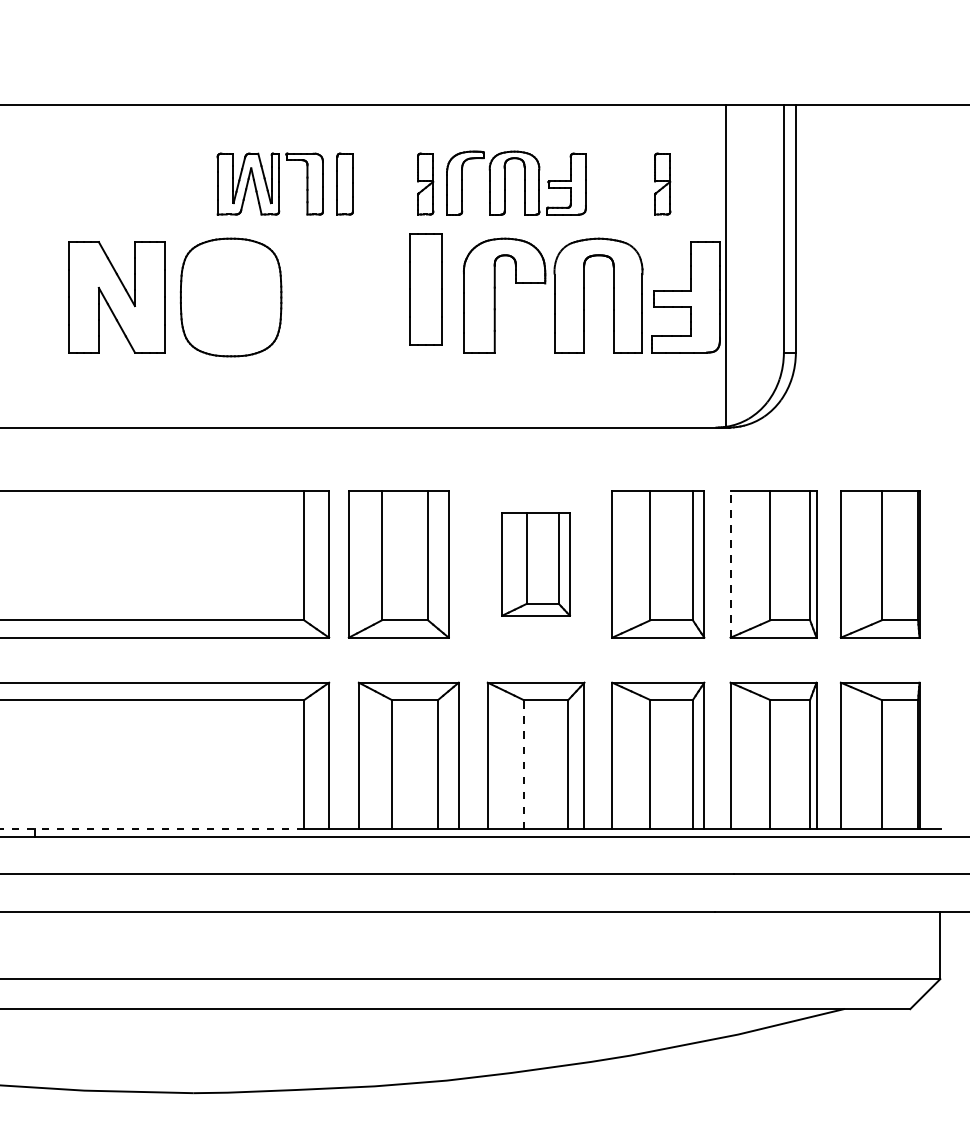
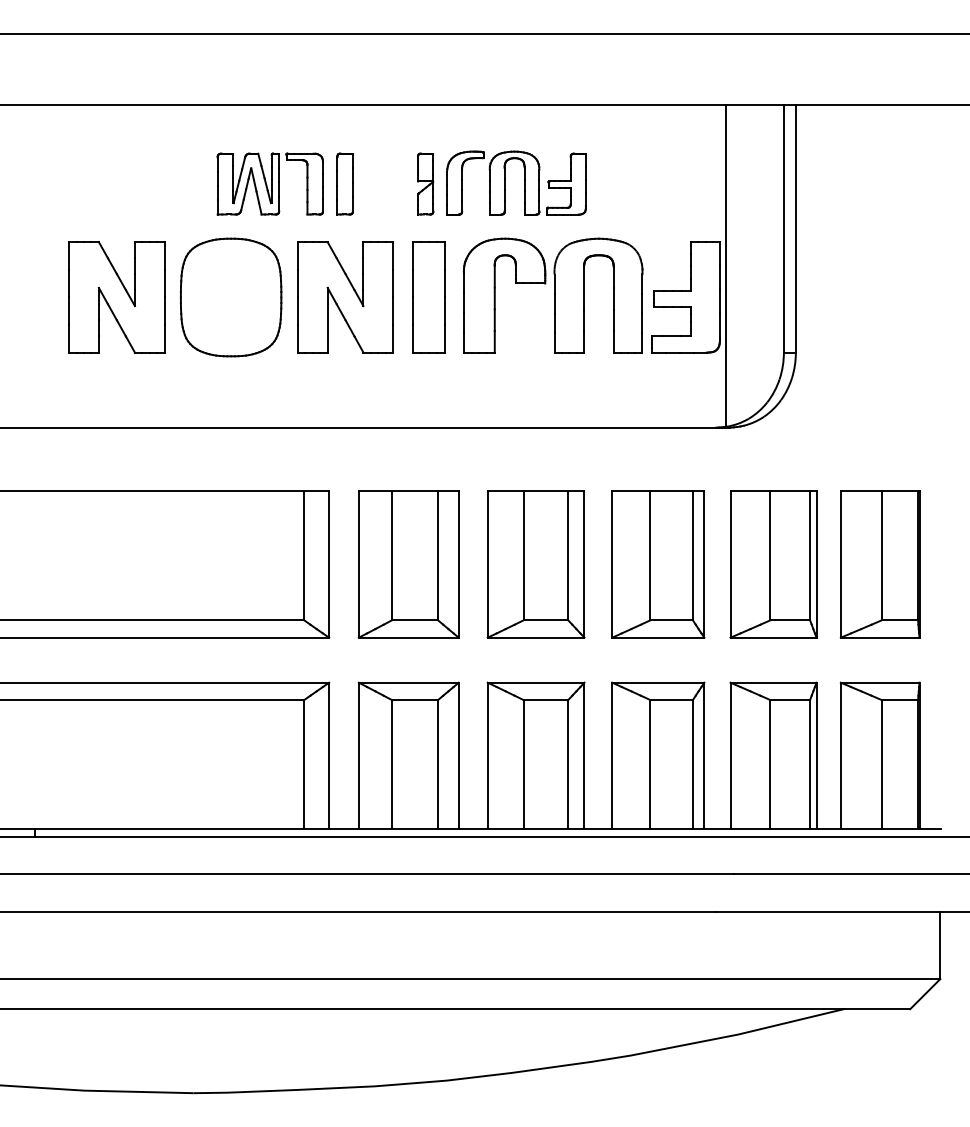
line: none -> present (484, 33)
part: present -> none (662, 183)
part position: (425, 289) -> (428, 297) (428, 297)
part: none -> present (345, 297)
part position: (398, 564) -> (408, 564) (408, 564)
part size: 70x105 px -> 100x149 px (535, 564)
line: dashed -> solid (730, 564)
line: dashed -> solid (523, 764)
line: dashed -> solid (152, 829)
